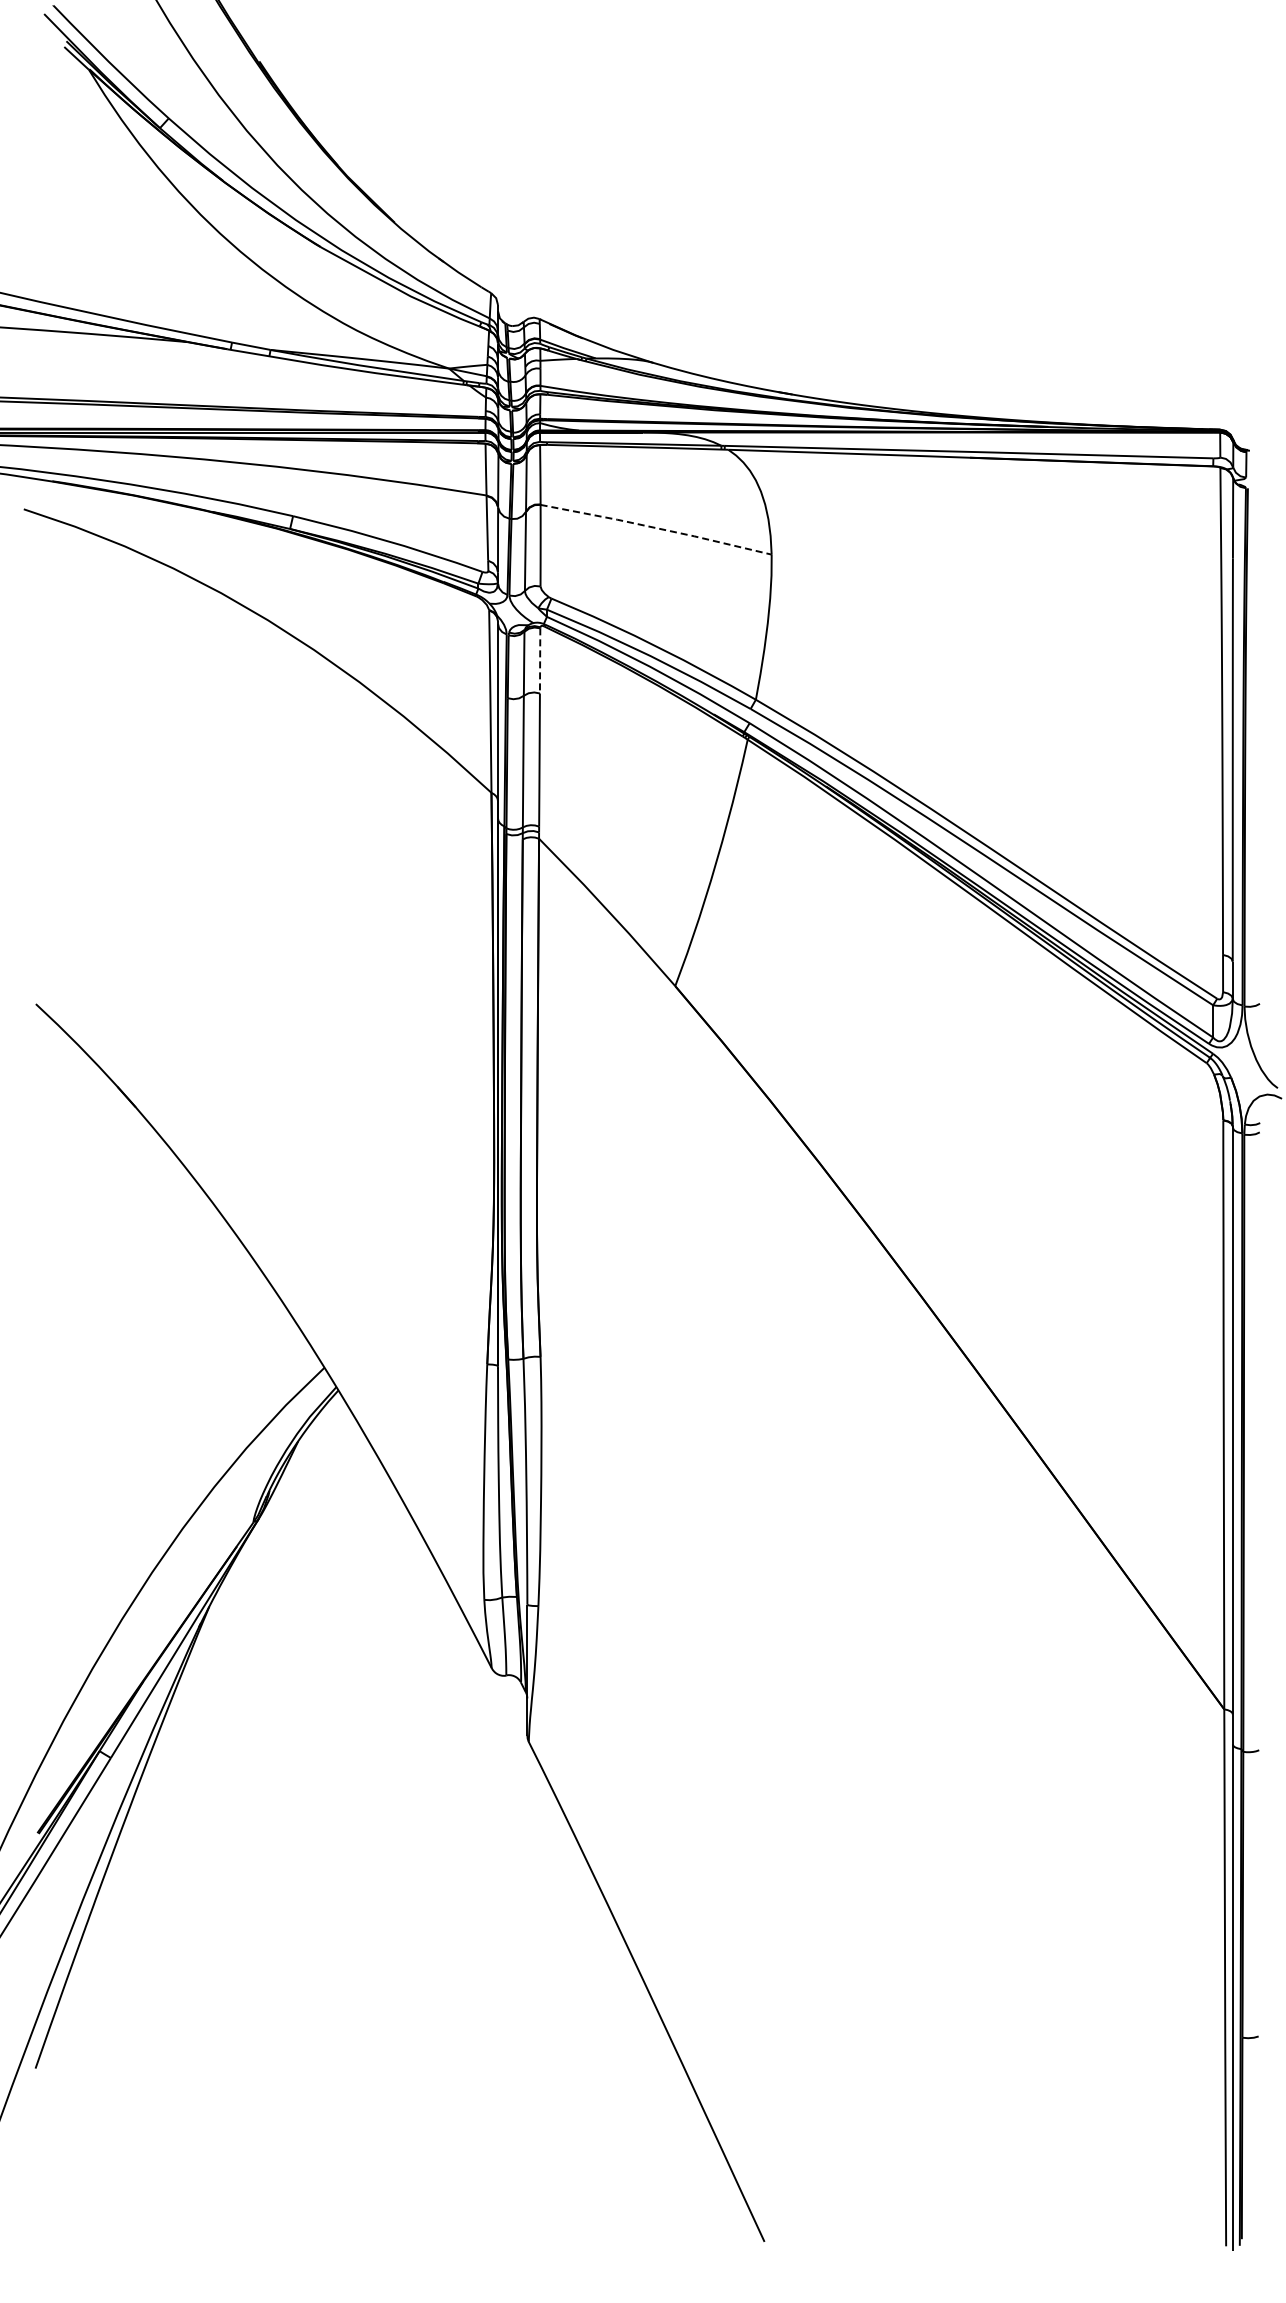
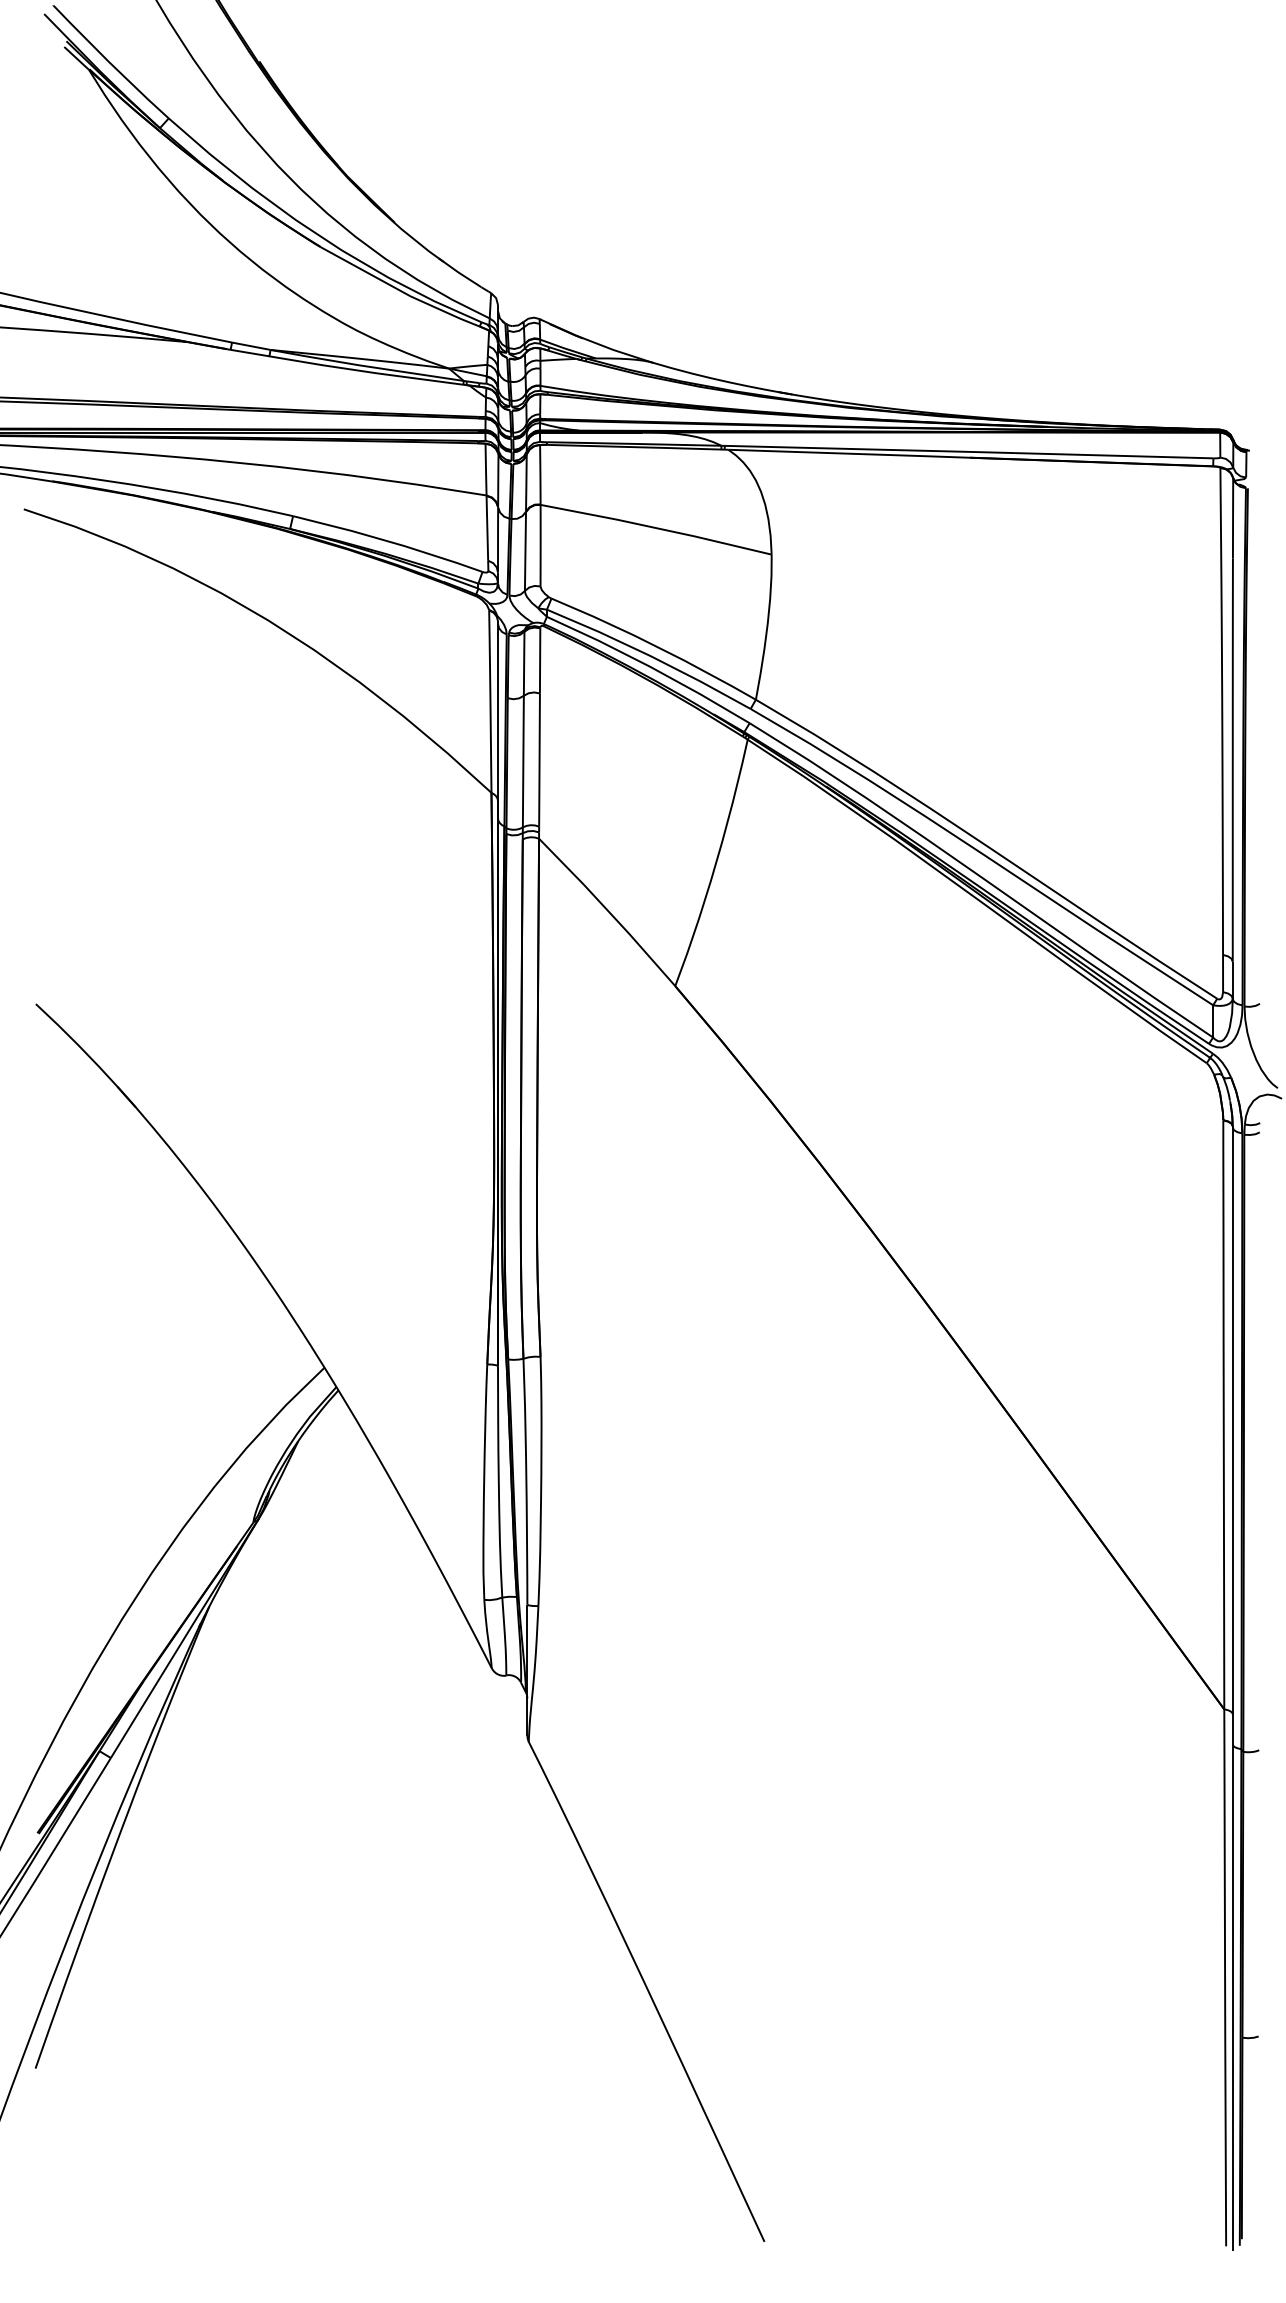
line: dashed -> solid (656, 528)
line: dashed -> solid (540, 660)
